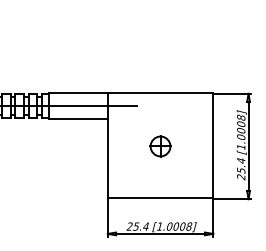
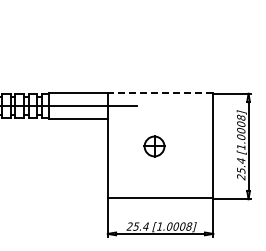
line: solid -> dashed (160, 92)
part position: (160, 146) -> (154, 146) (154, 146)
